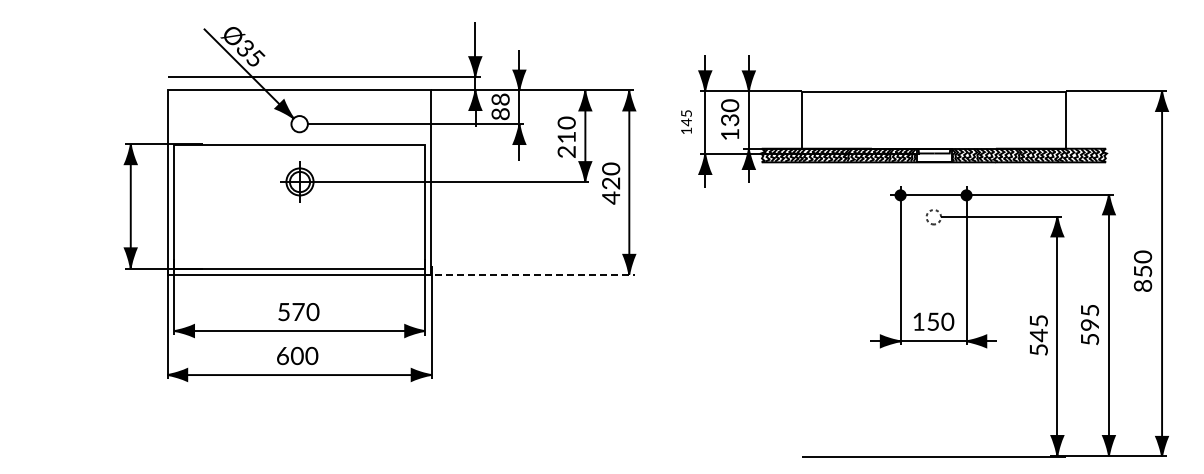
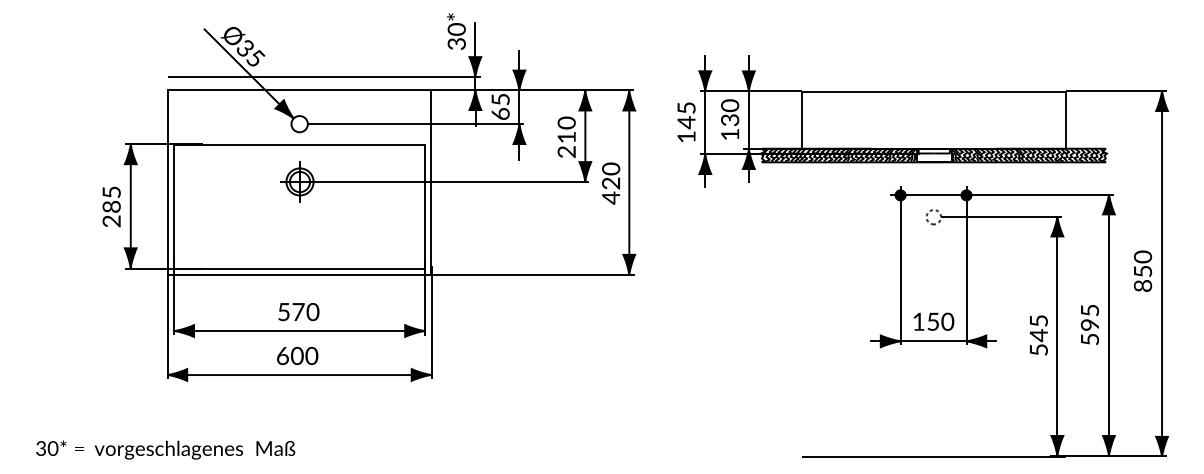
part: none -> present (456, 31)
text: 88 -> 65 (500, 106)
part size: 11x24 px -> 19x40 px (686, 121)
part: none -> present (111, 206)
line: dashed -> solid (530, 274)
part: none -> present (165, 449)
